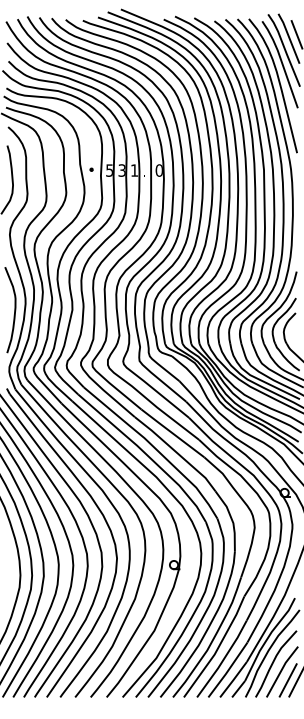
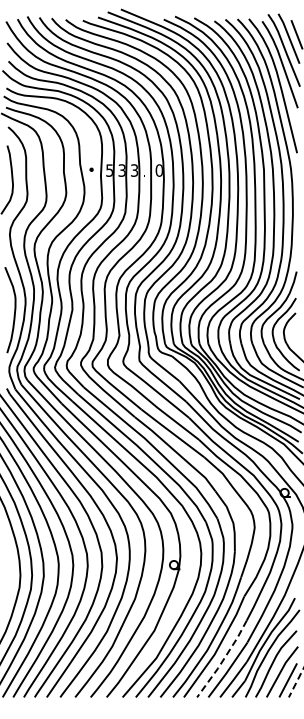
text: 1 -> 3 (134, 170)
line: solid -> dashed (223, 660)
line: solid -> dashed (296, 682)
